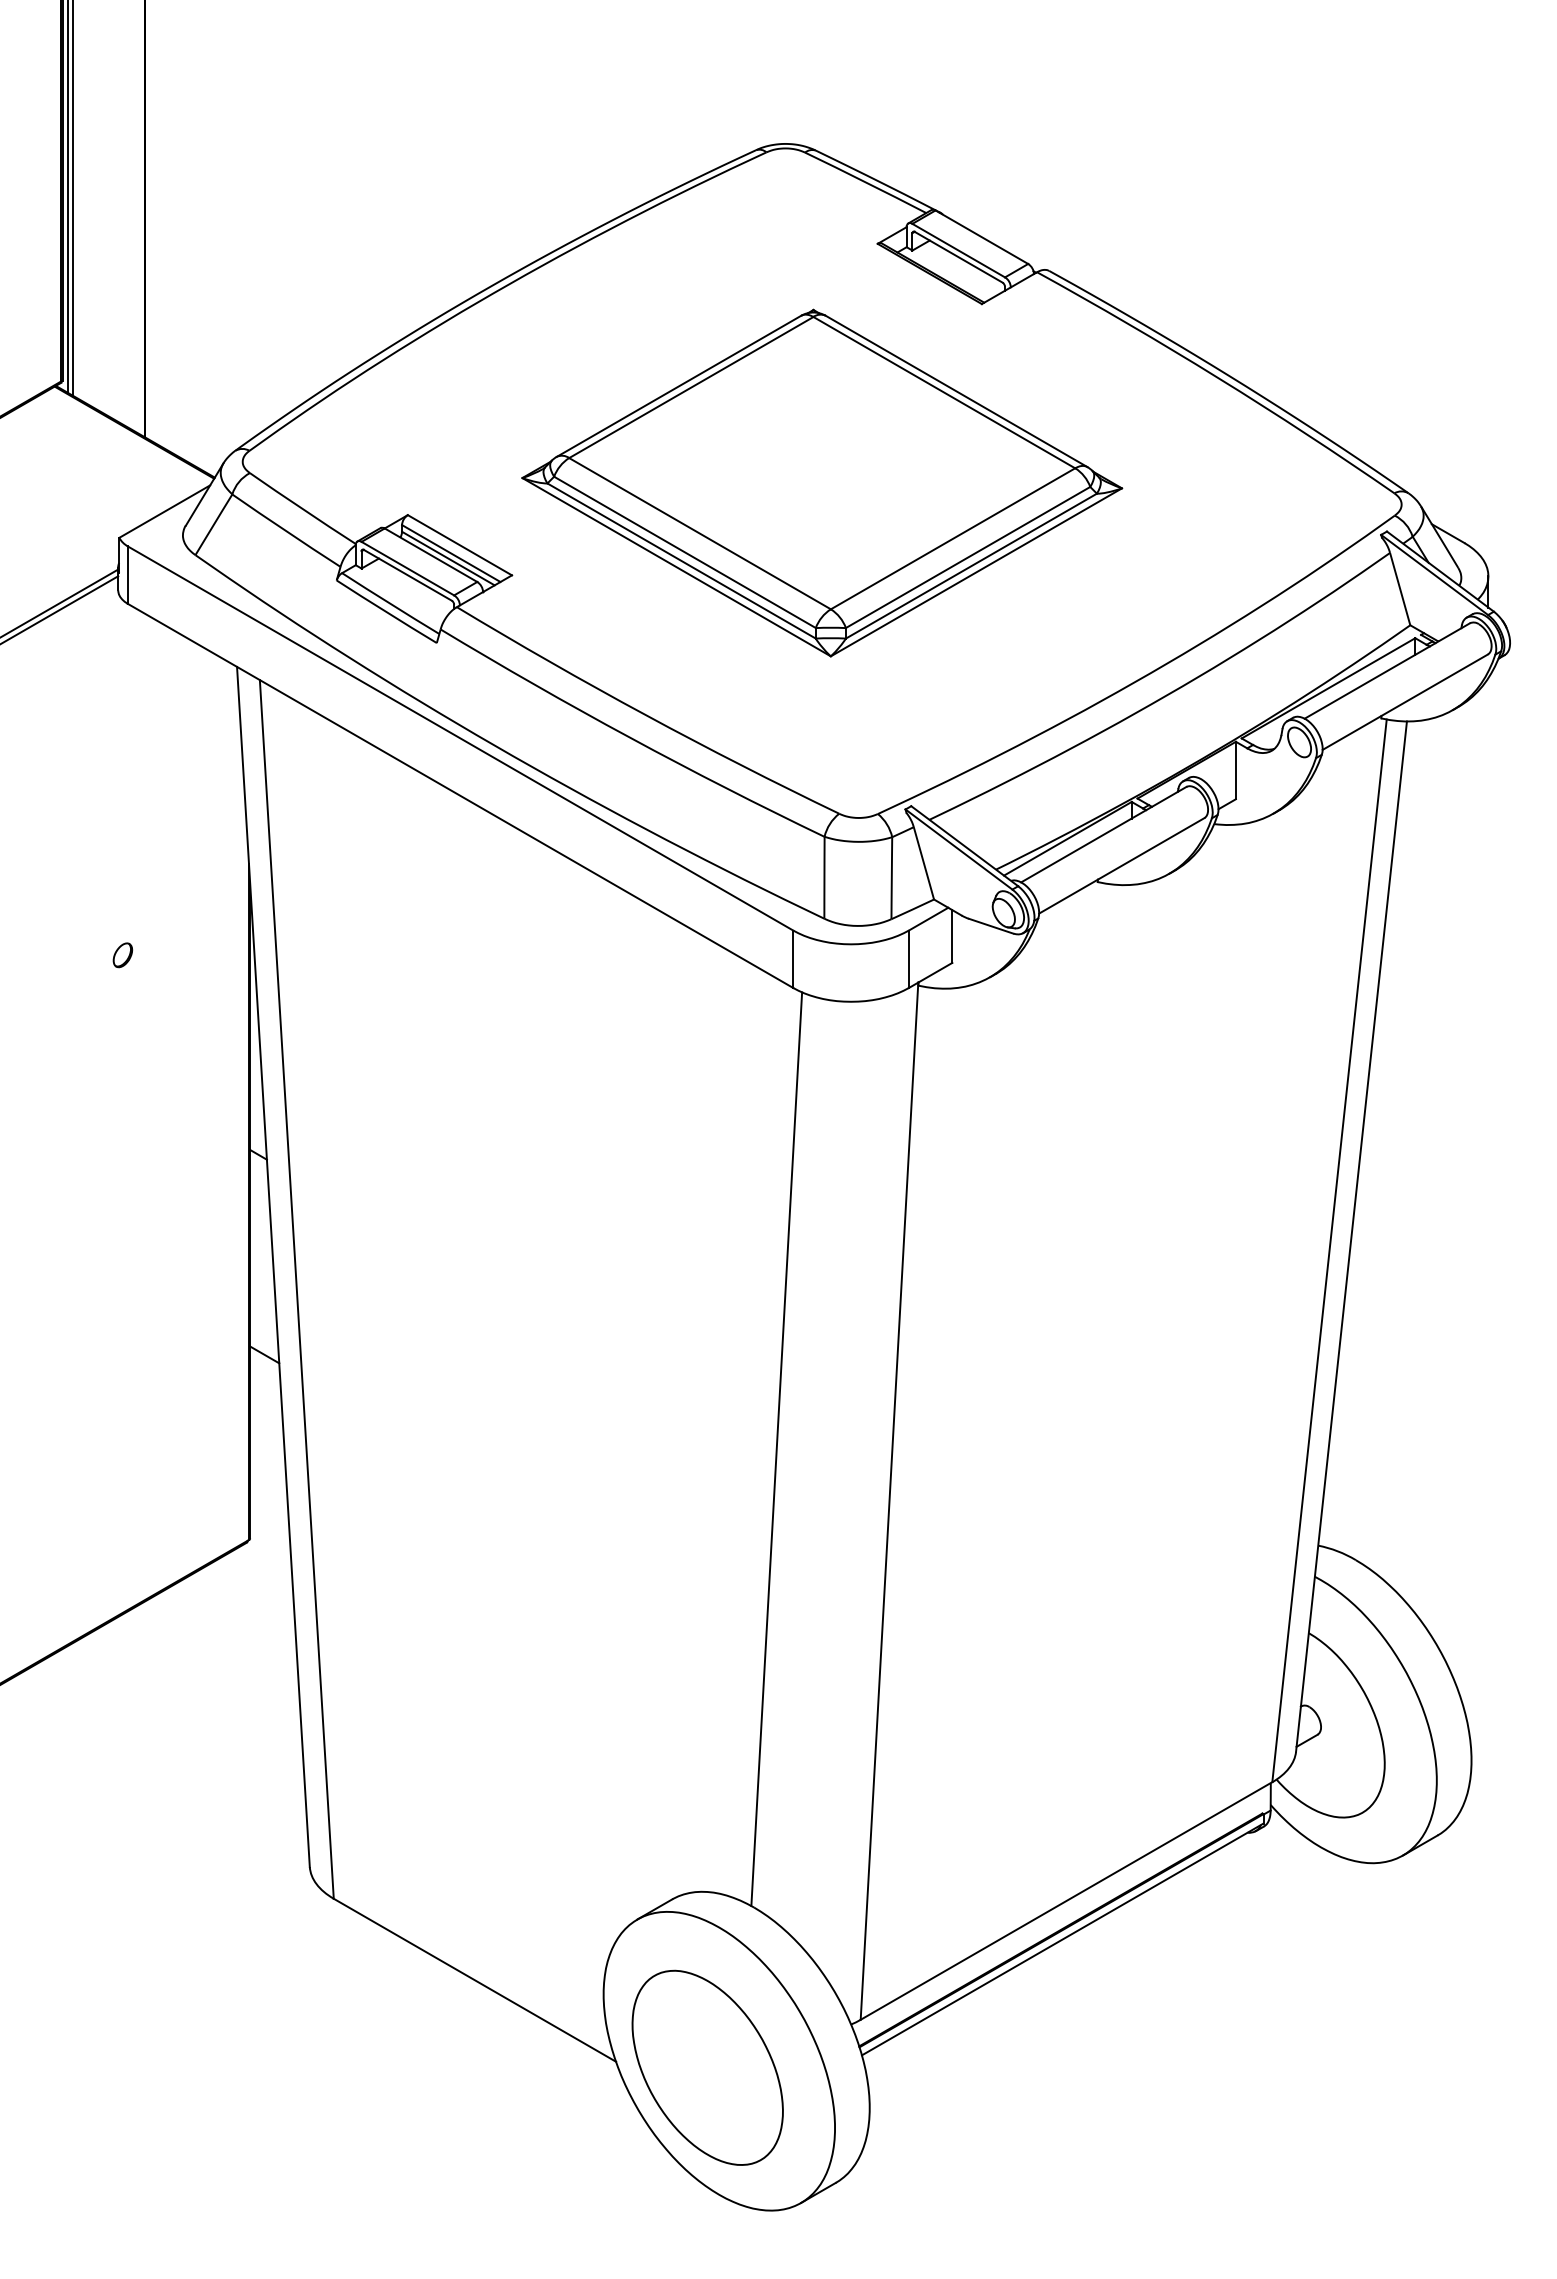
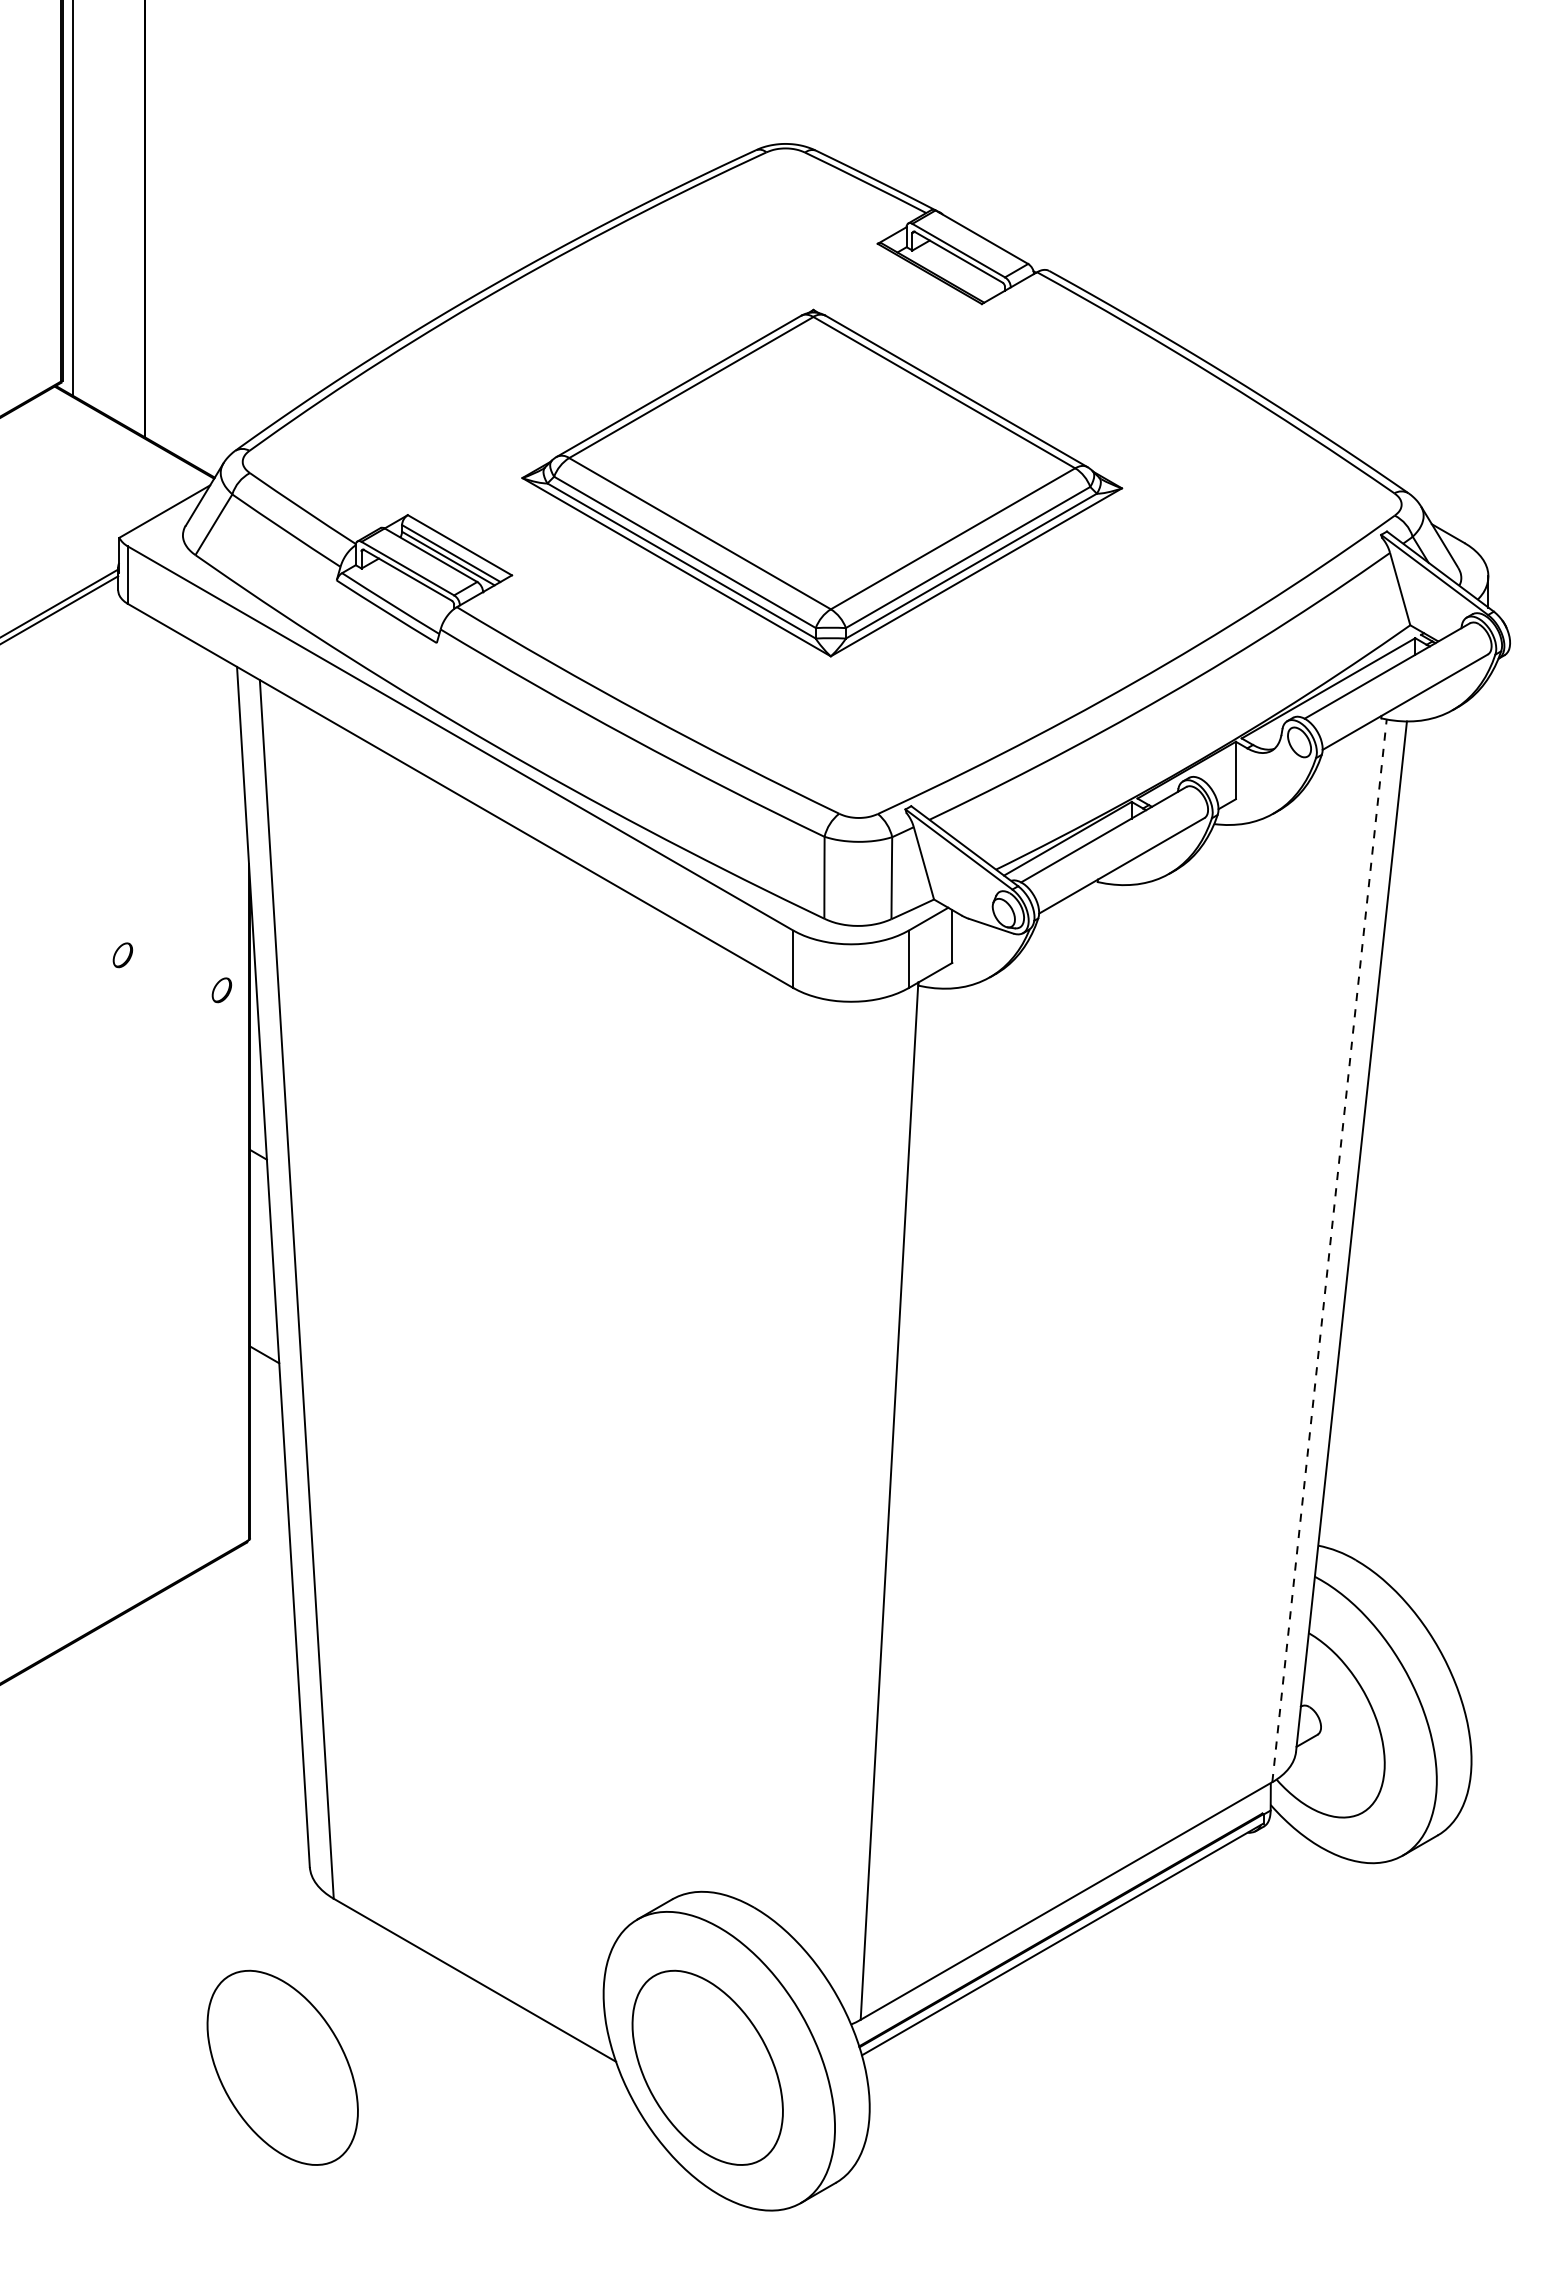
line: present -> none (68, 197)
part: none -> present (221, 990)
line: solid -> dashed (1329, 1250)
line: present -> none (776, 1449)
part: none -> present (282, 2067)
